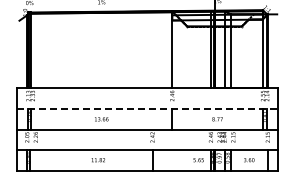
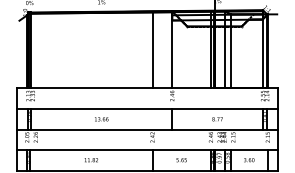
line: none -> present (152, 49)
line: dashed -> solid (147, 108)
text position: (97, 160) -> (90, 160) (90, 160)
text position: (198, 160) -> (181, 160) (181, 160)
